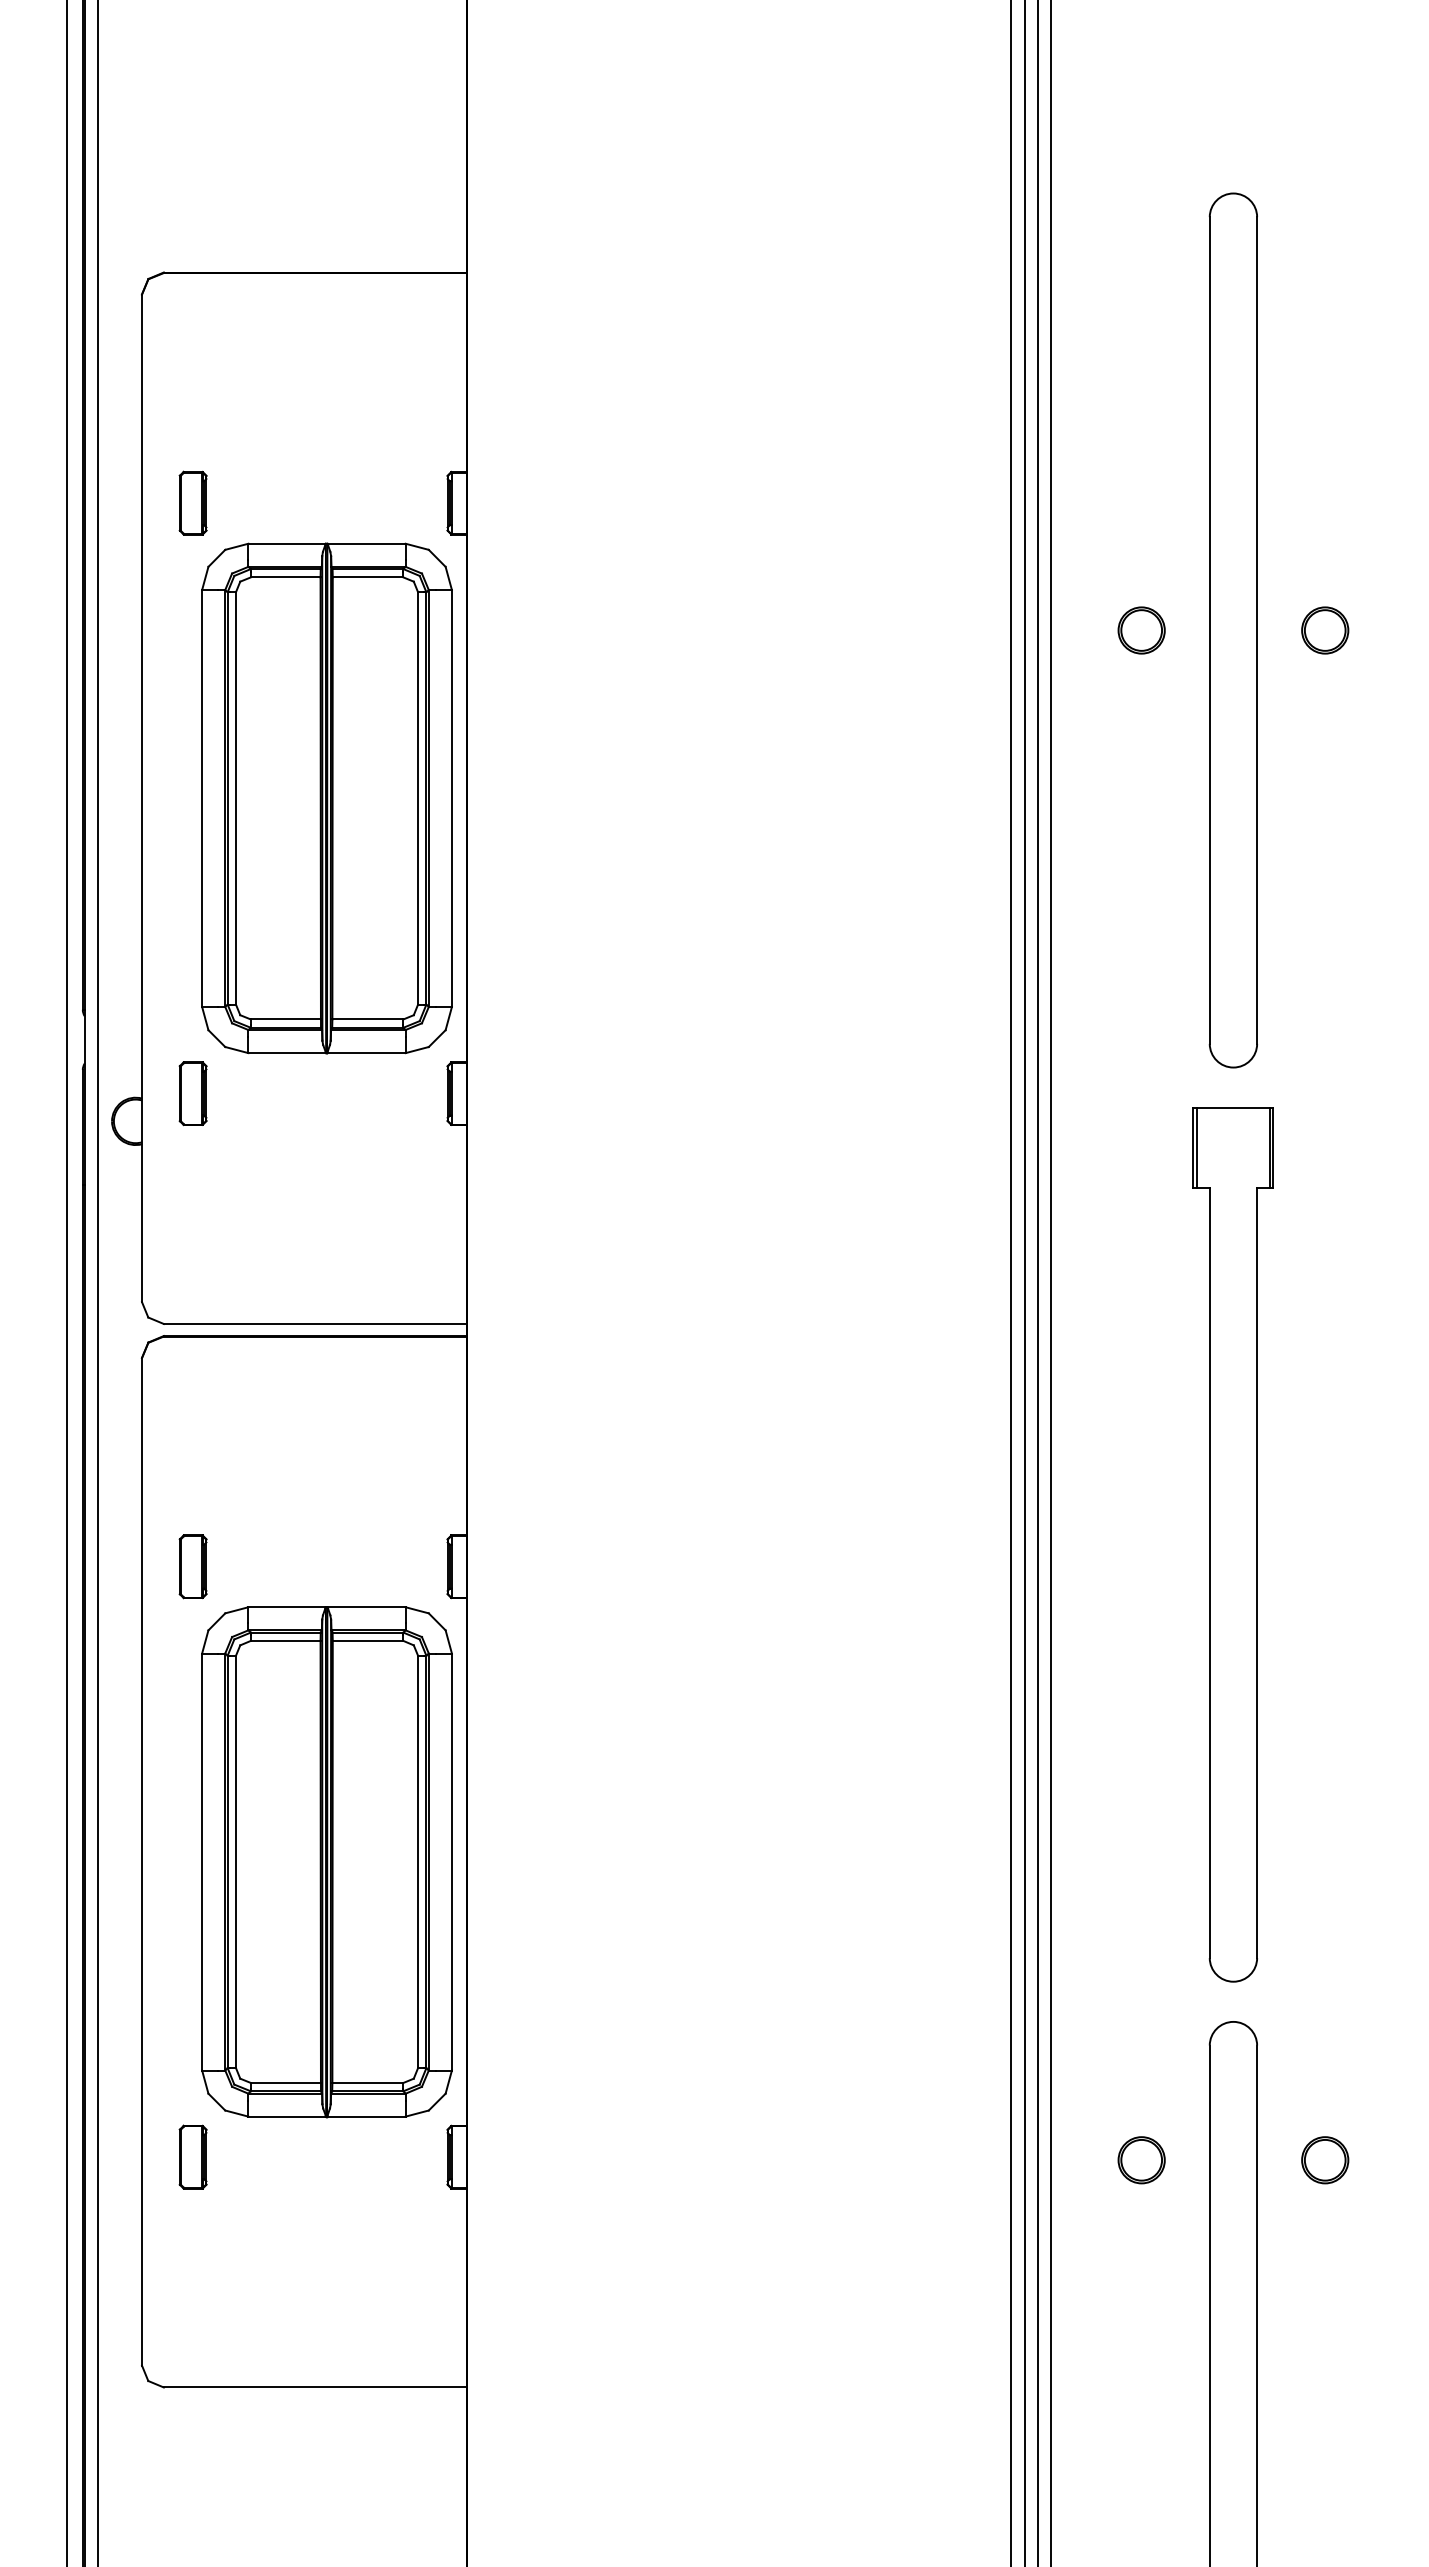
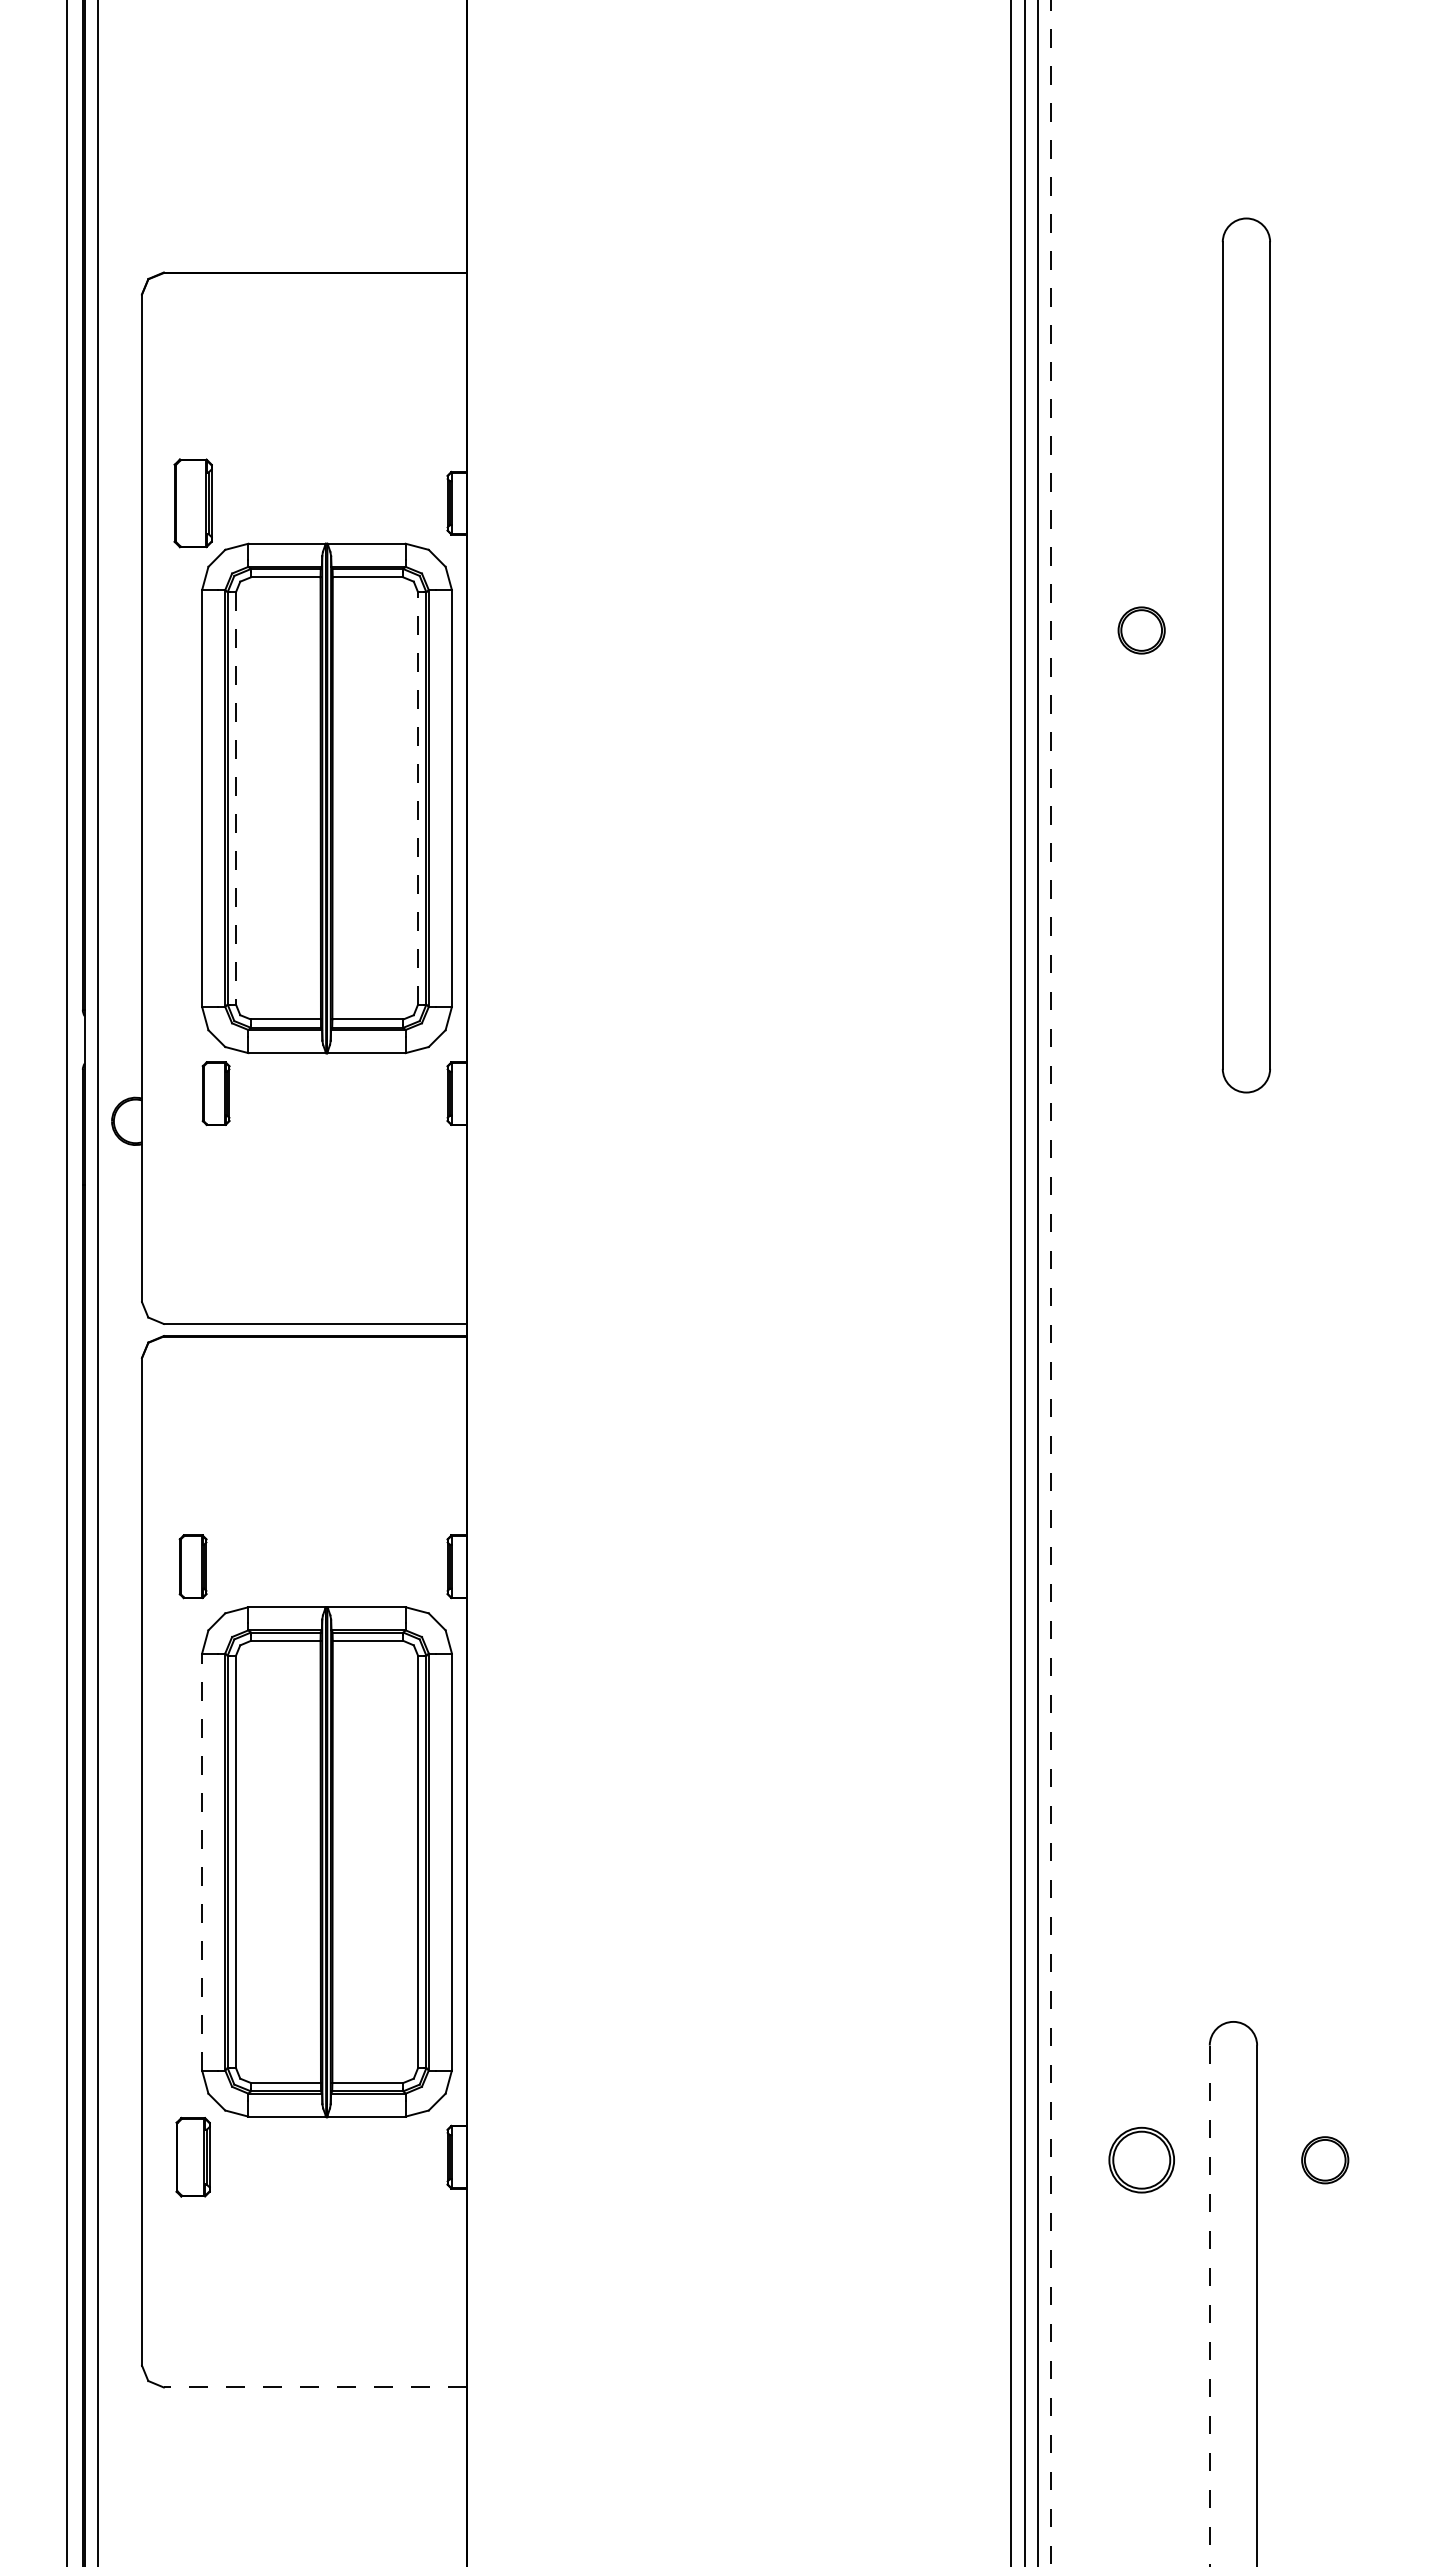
part size: 30x66 px -> 40x91 px (192, 503)
part position: (1232, 630) -> (1245, 655) (1245, 655)
part: present -> none (1325, 630)
line: solid -> dashed (418, 797)
line: solid -> dashed (236, 798)
part position: (192, 1093) -> (215, 1093) (215, 1093)
line: solid -> dashed (1051, 1283)
part: present -> none (1232, 1544)
line: solid -> dashed (202, 1862)
part size: 30x66 px -> 36x82 px (192, 2156)
part size: 49x49 px -> 67x68 px (1141, 2159)
line: solid -> dashed (1209, 2306)
line: solid -> dashed (315, 2387)
